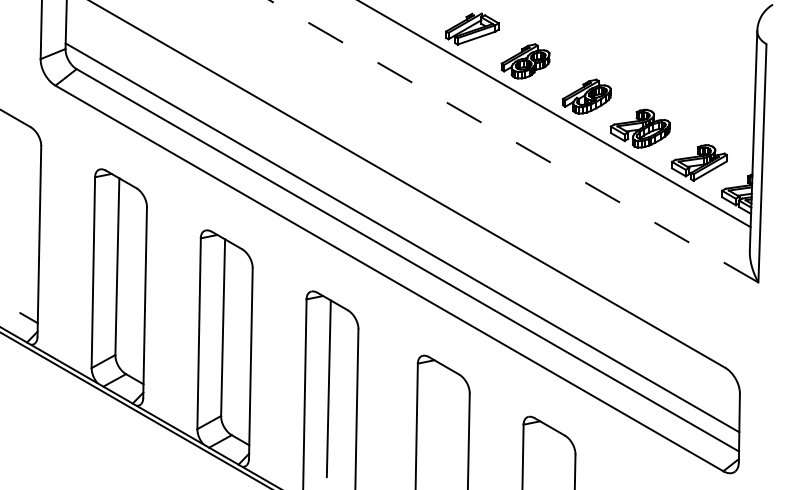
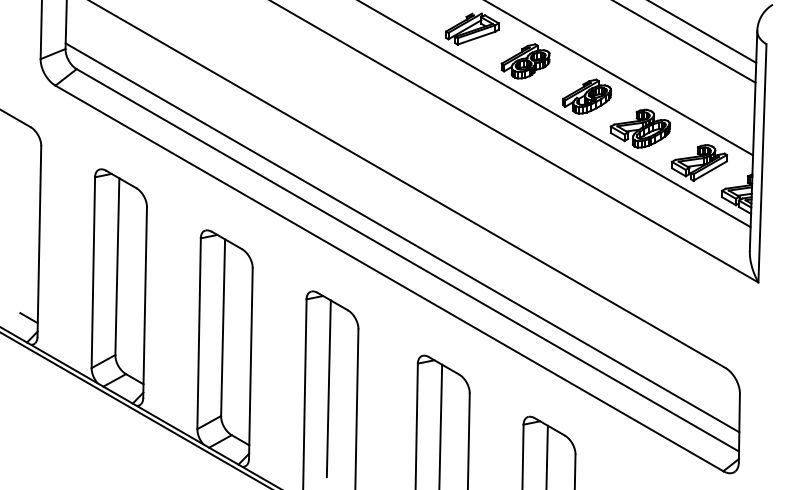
line: none -> present (703, 32)
line: none -> present (685, 42)
line: none -> present (620, 78)
line: dashed -> solid (513, 141)
line: none -> present (440, 425)
line: none -> present (546, 455)
